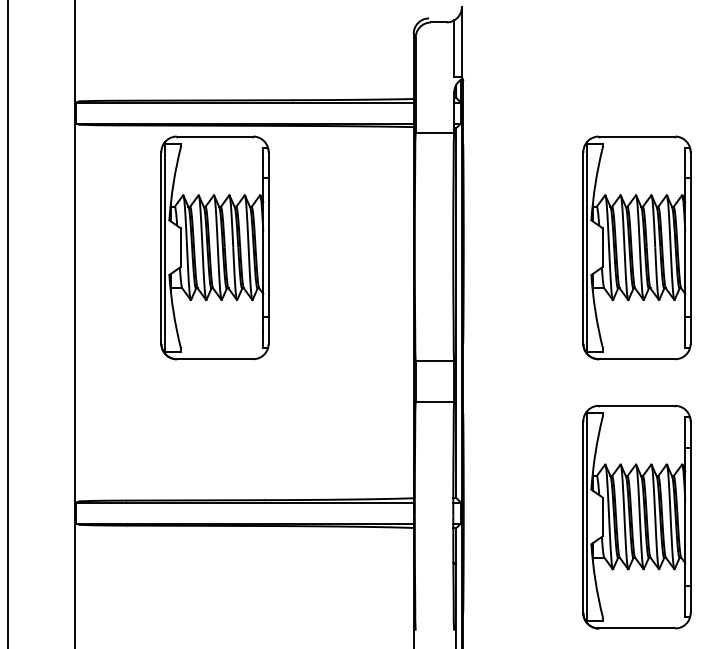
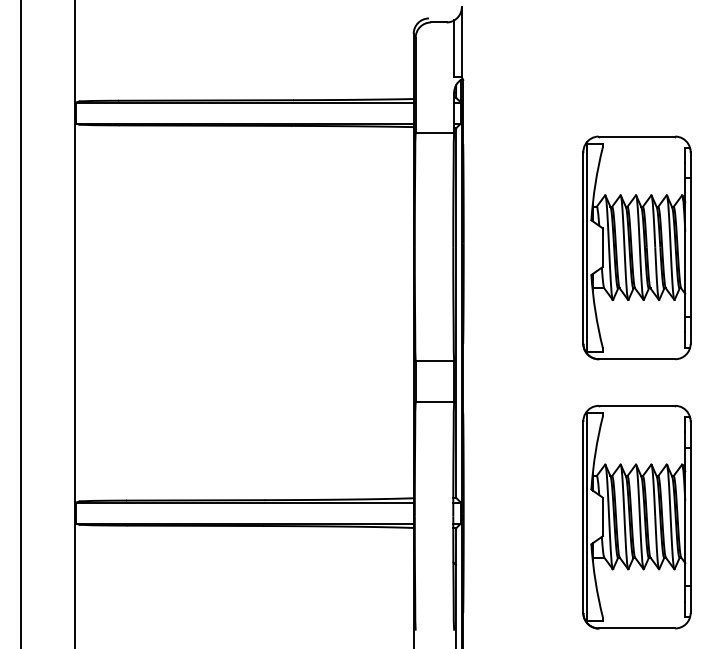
part: present -> none (214, 247)
line position: (8, 323) -> (21, 323) (21, 323)
